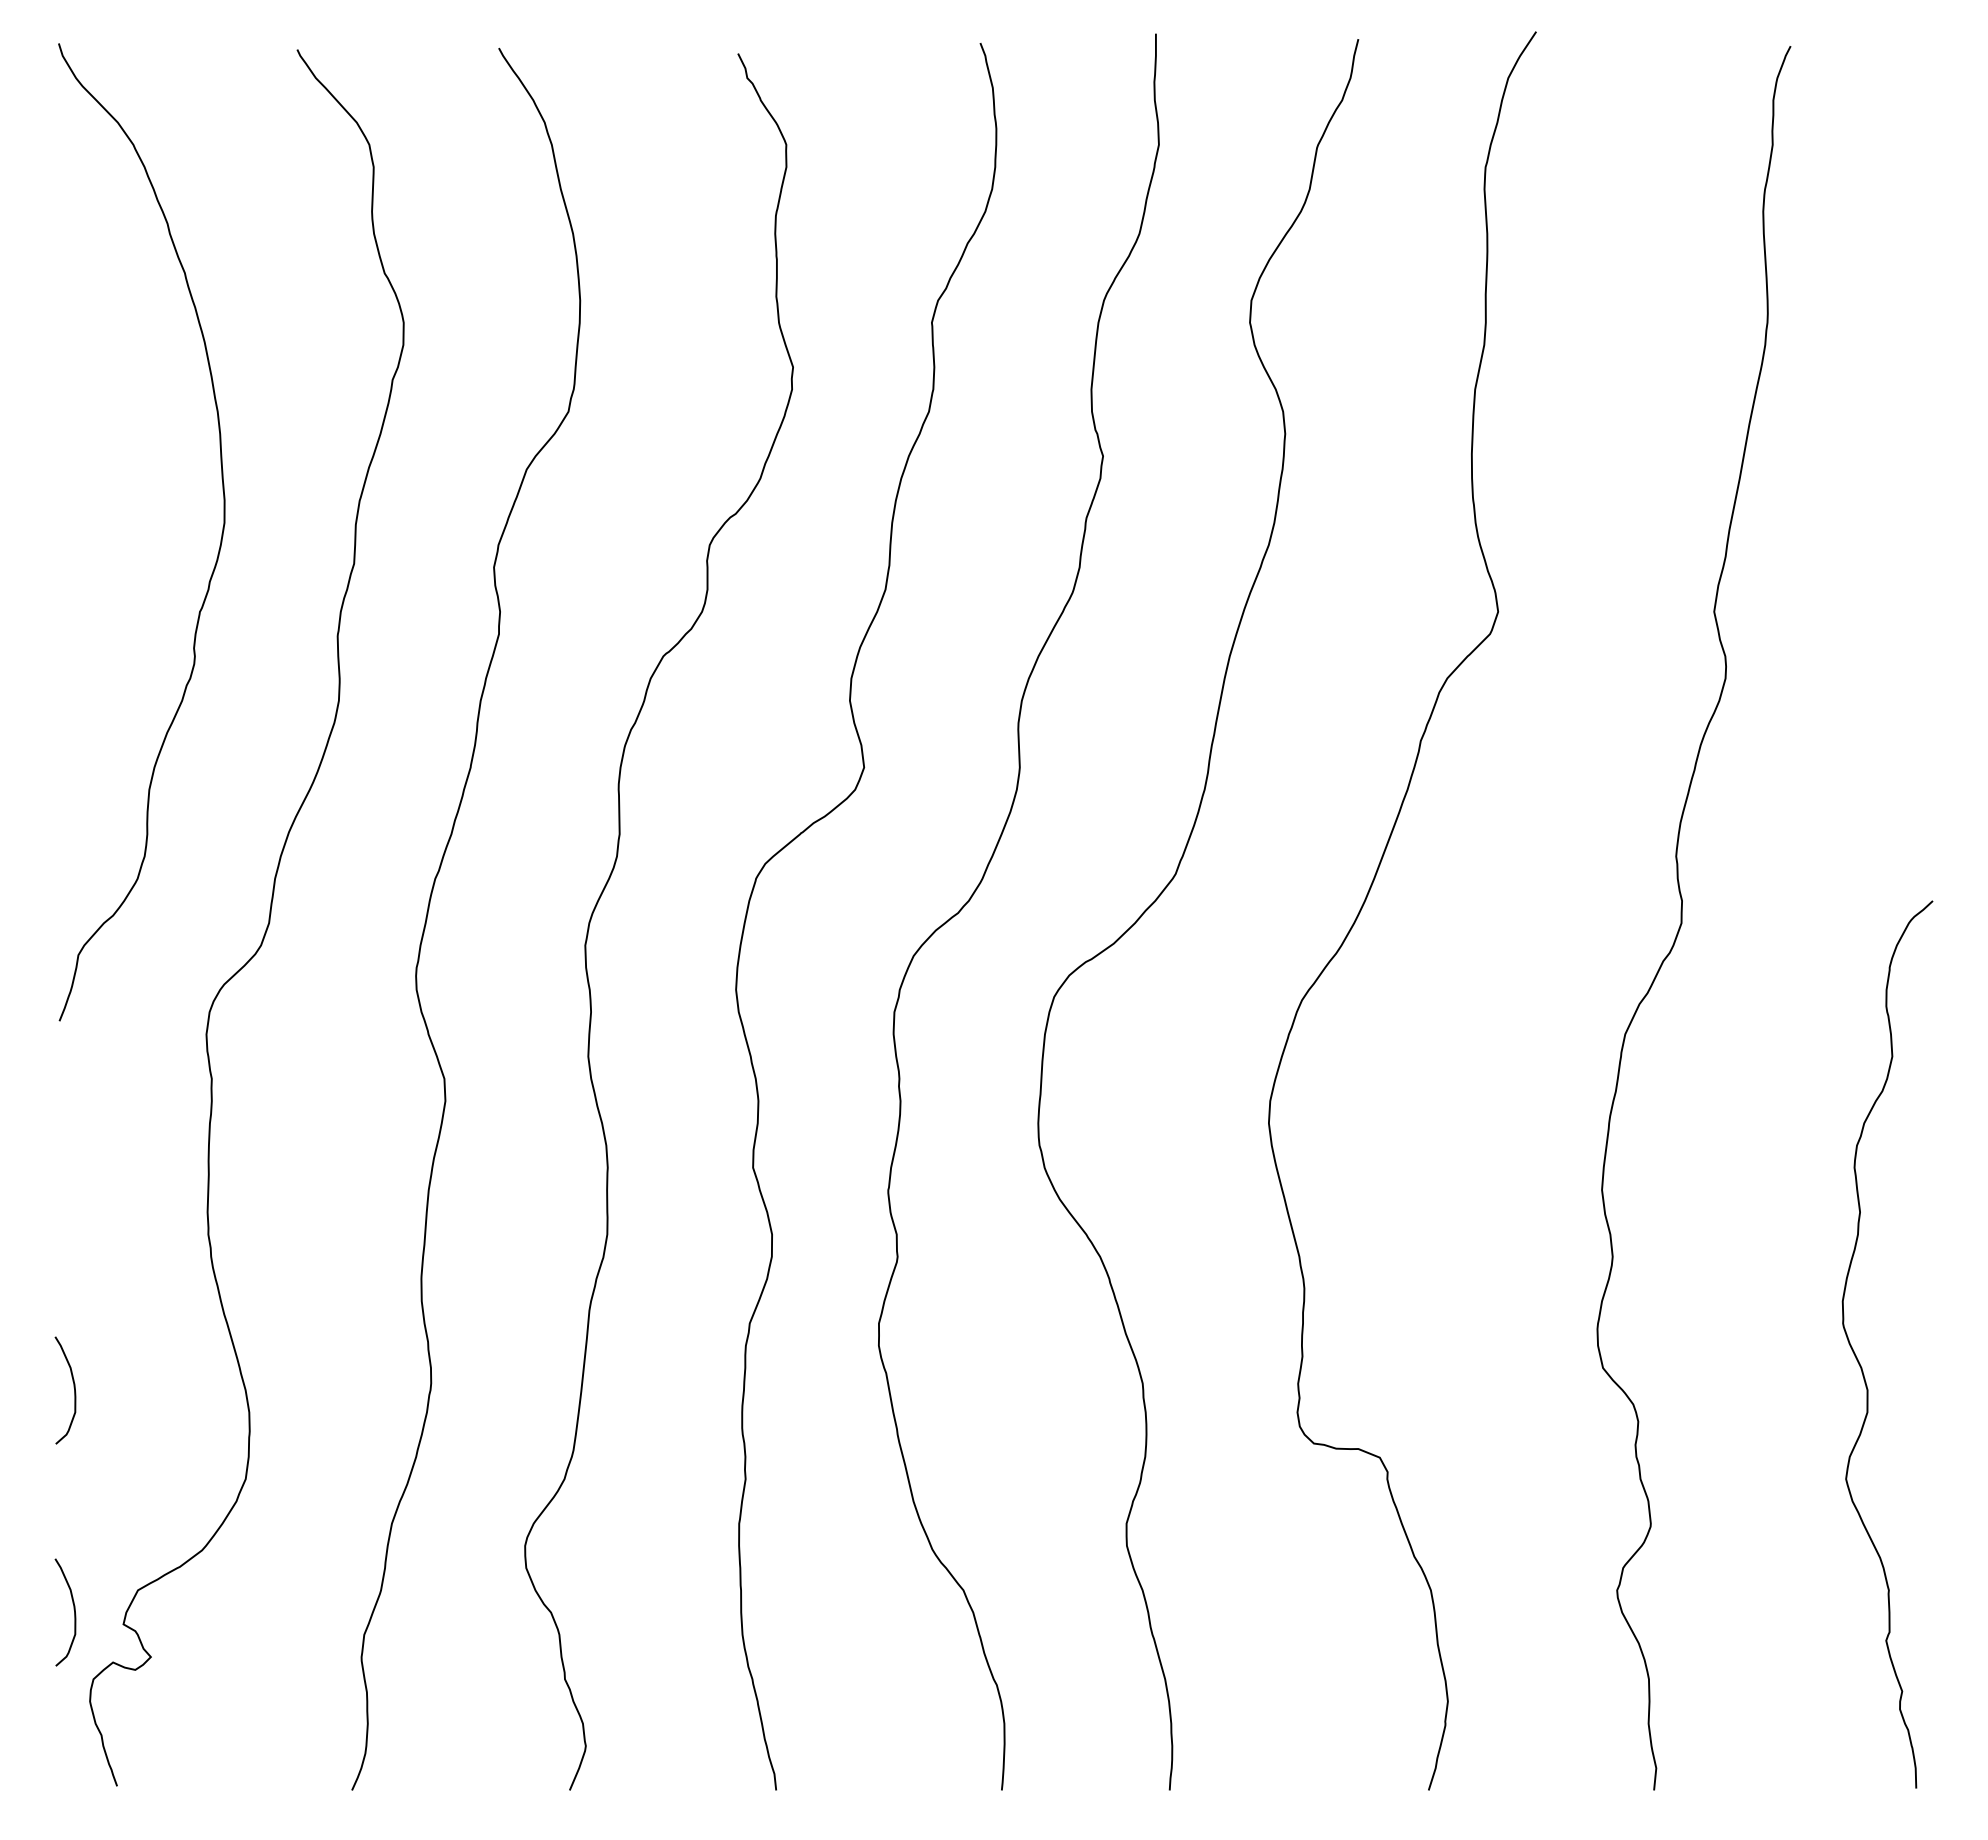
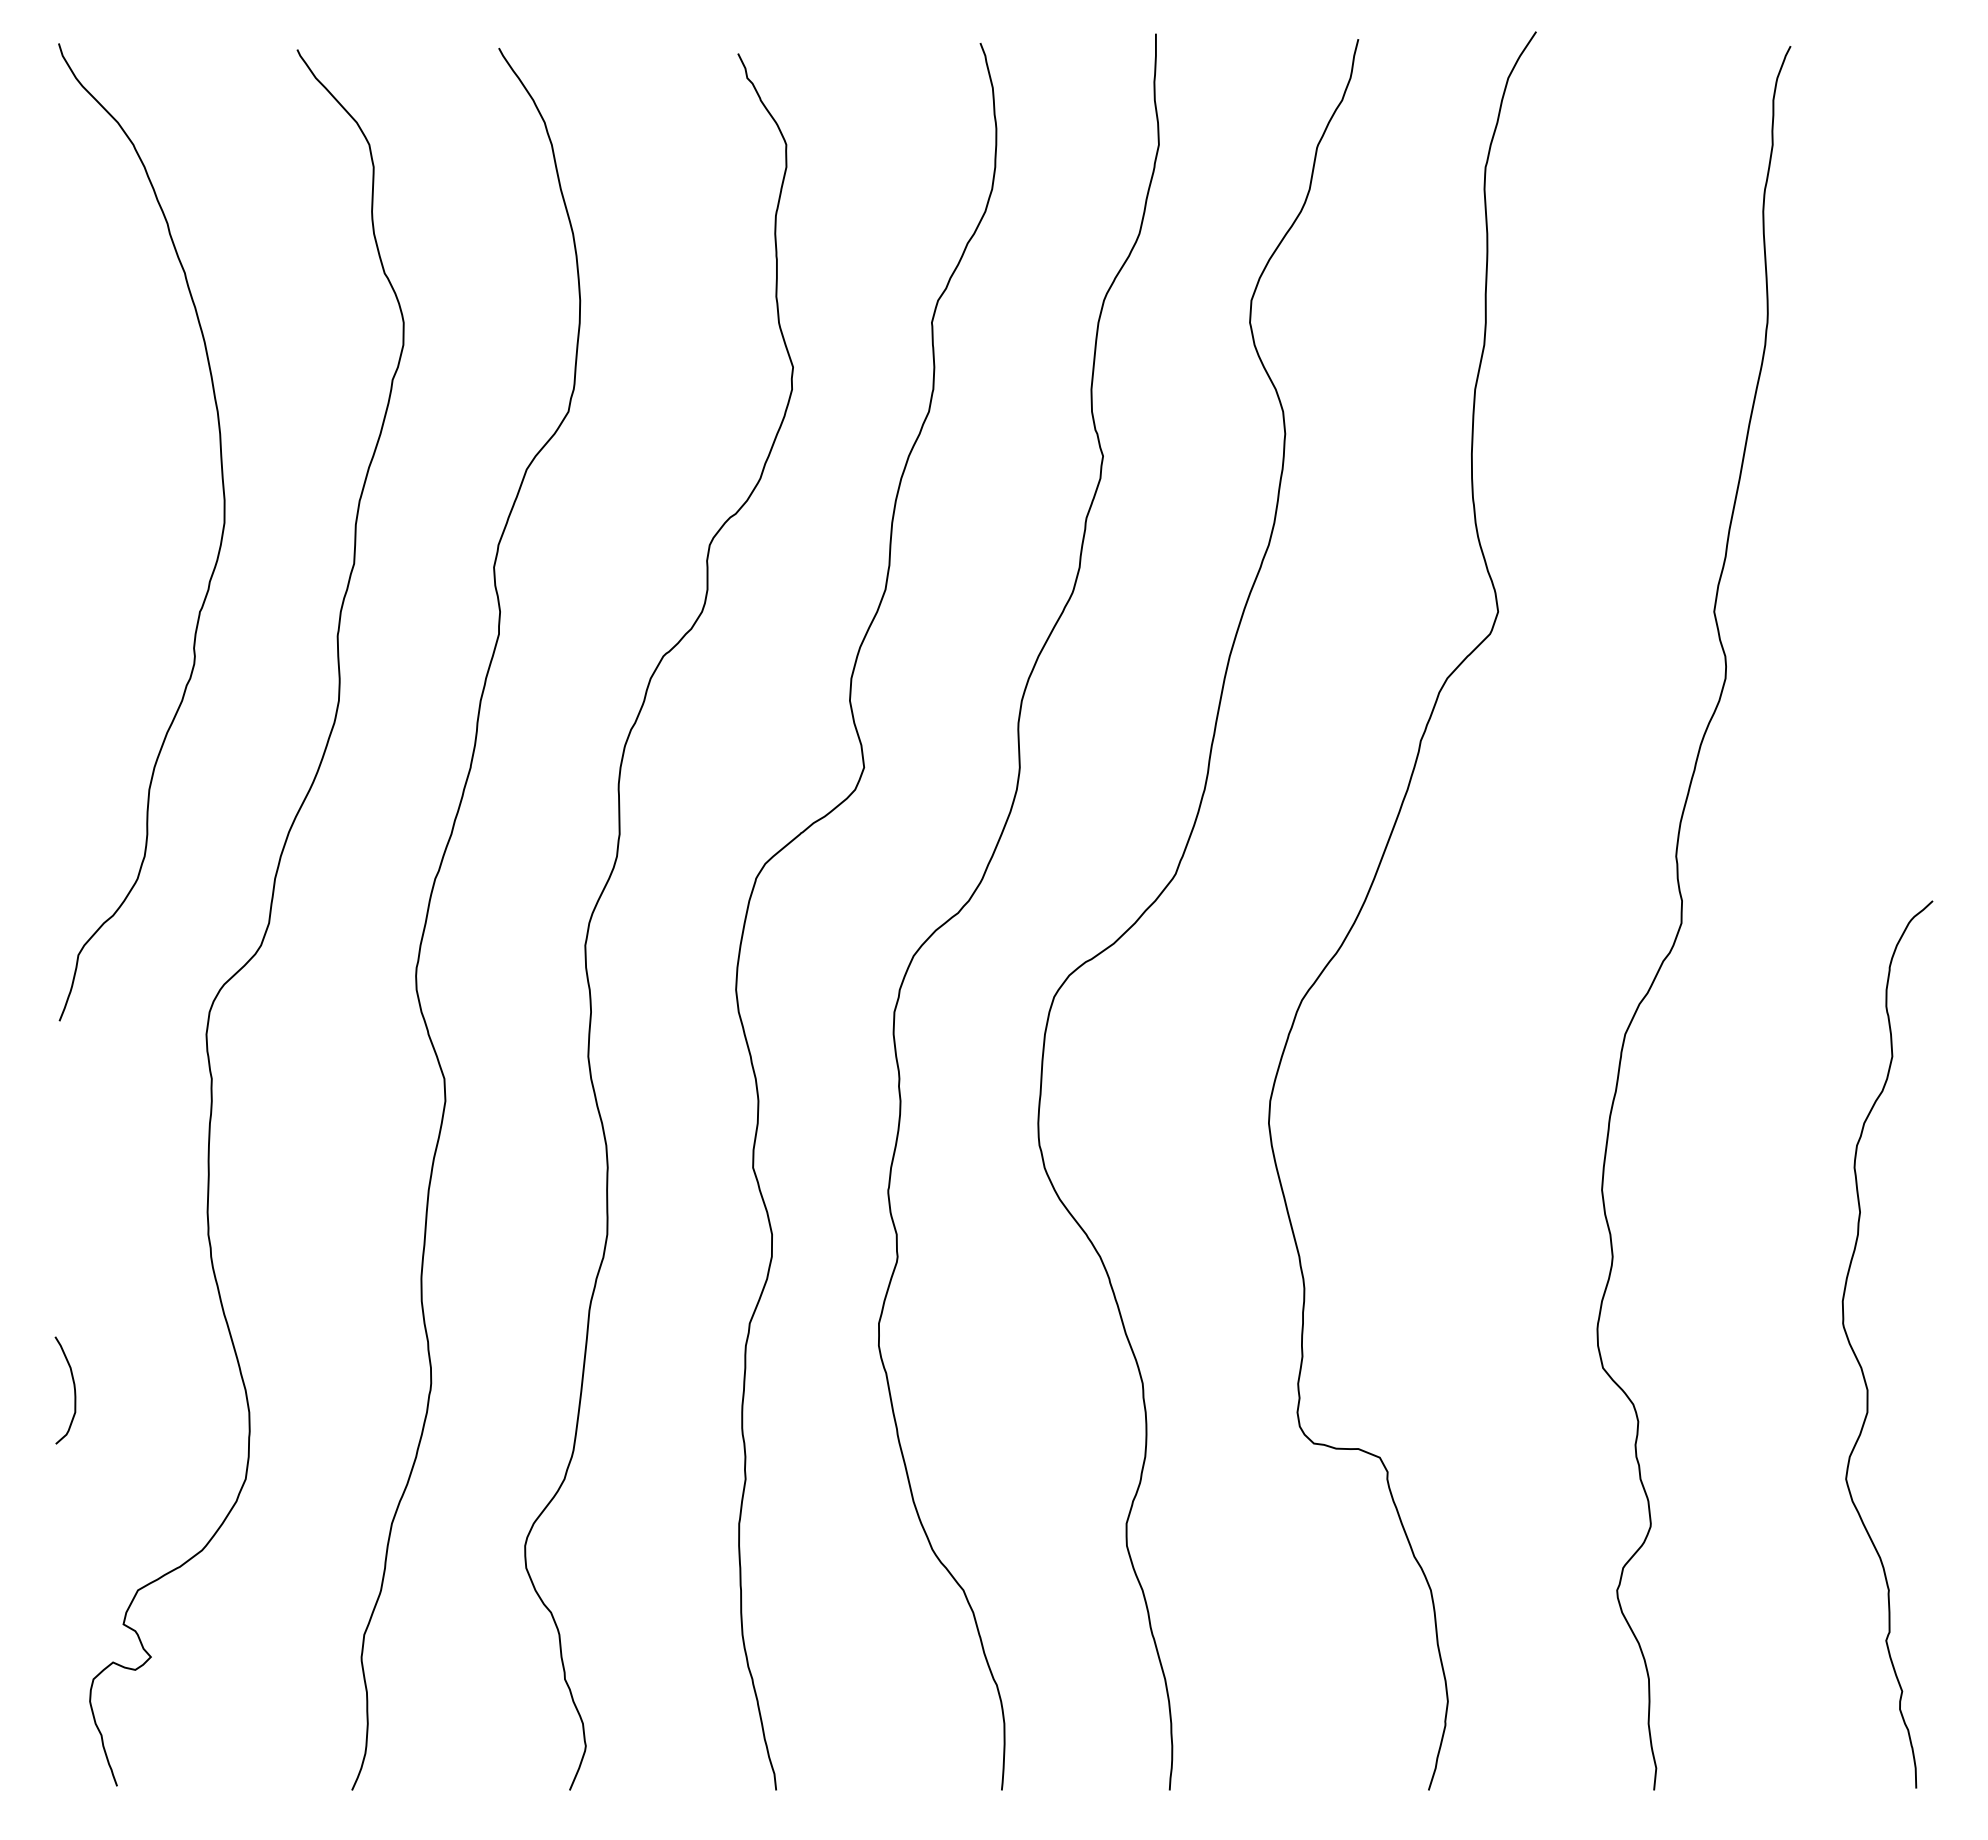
curve: present -> none (73, 1609)
